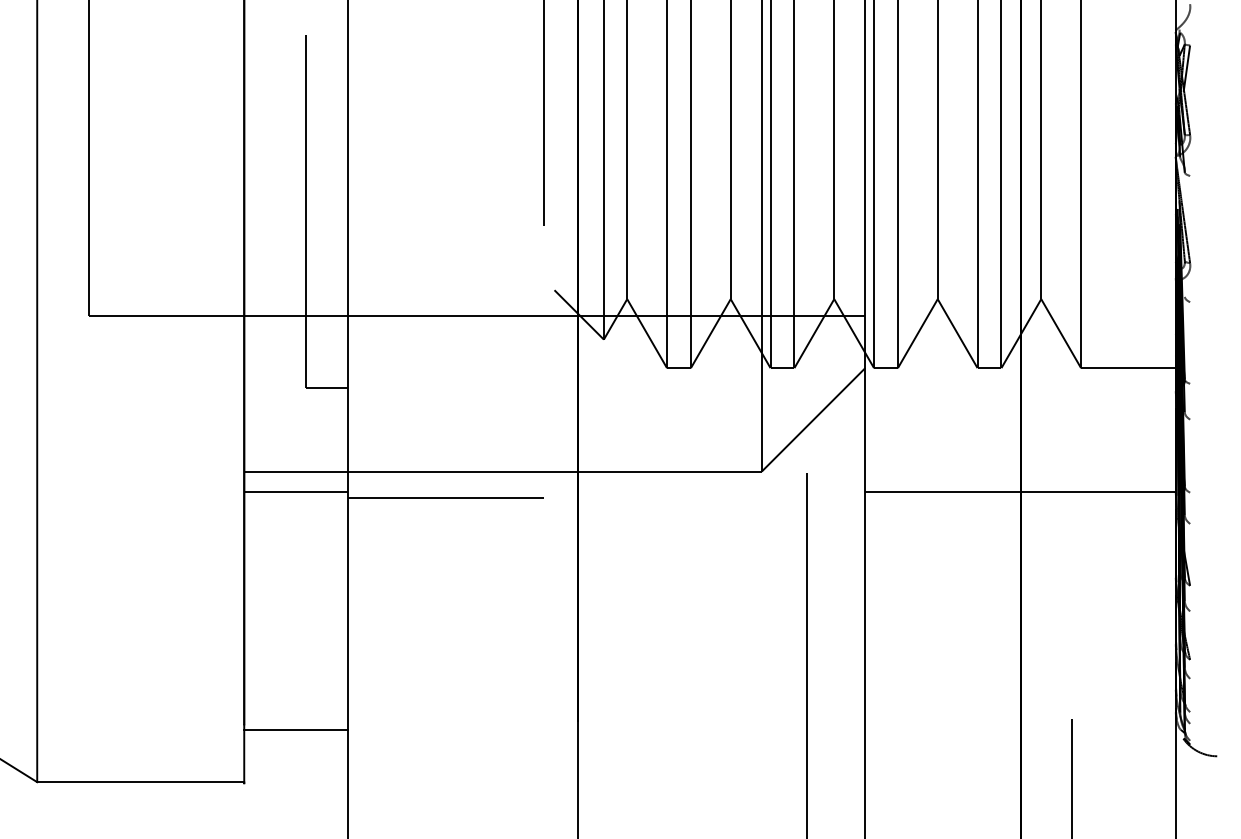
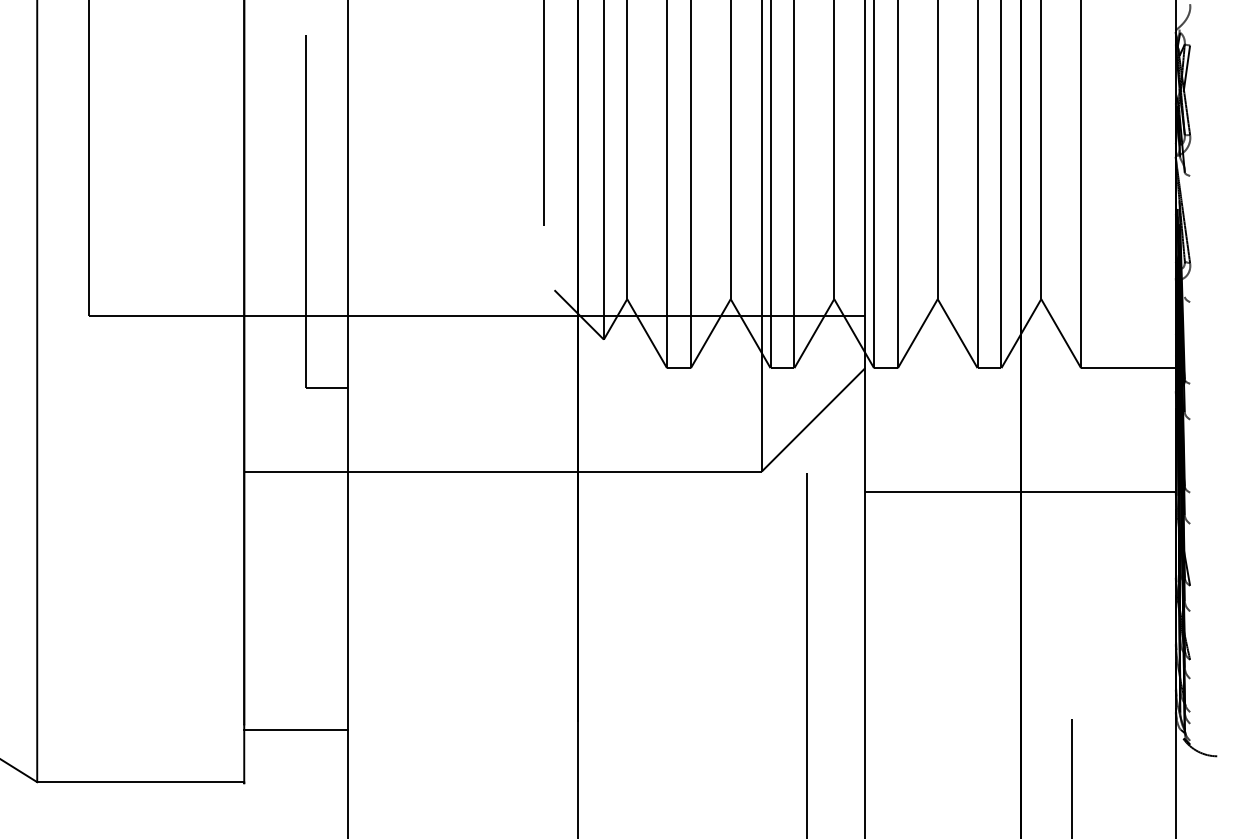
line: present -> none (295, 492)
line: present -> none (445, 497)
